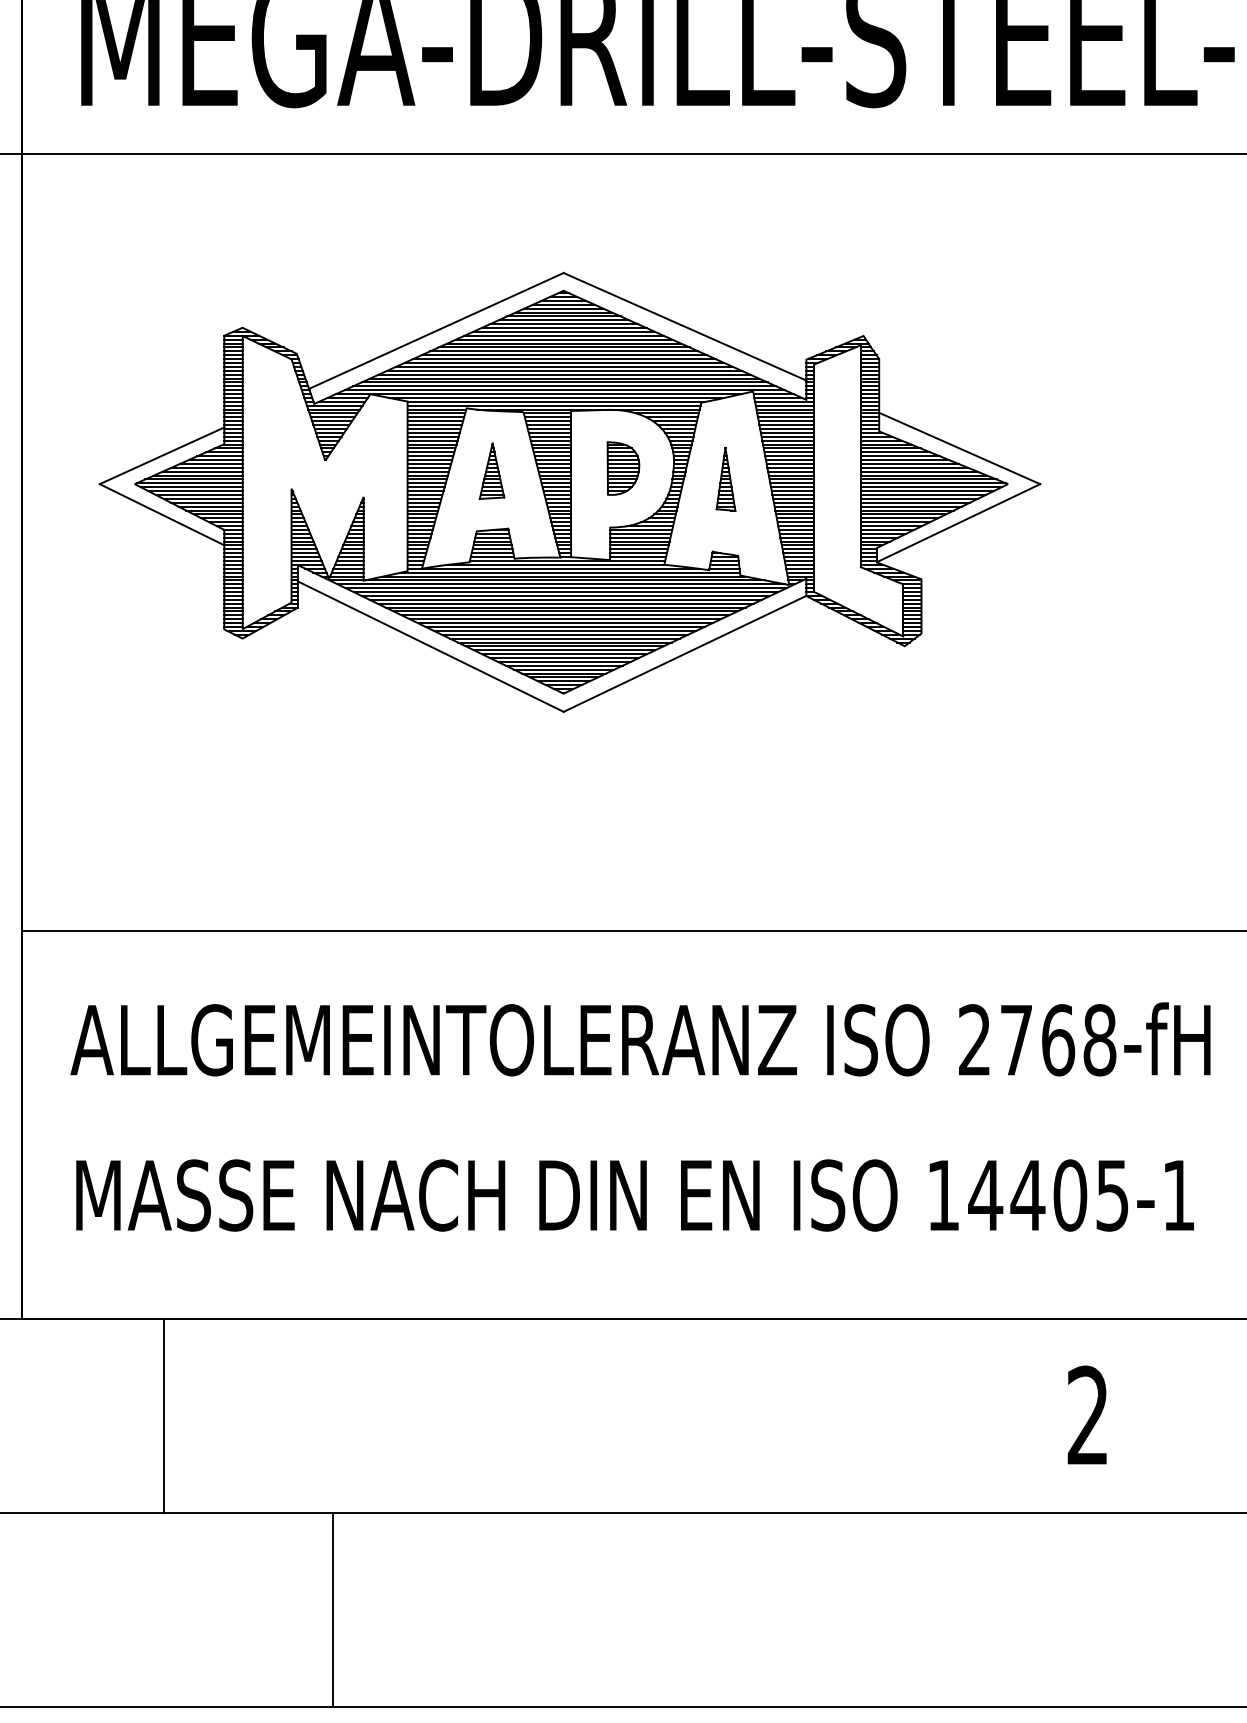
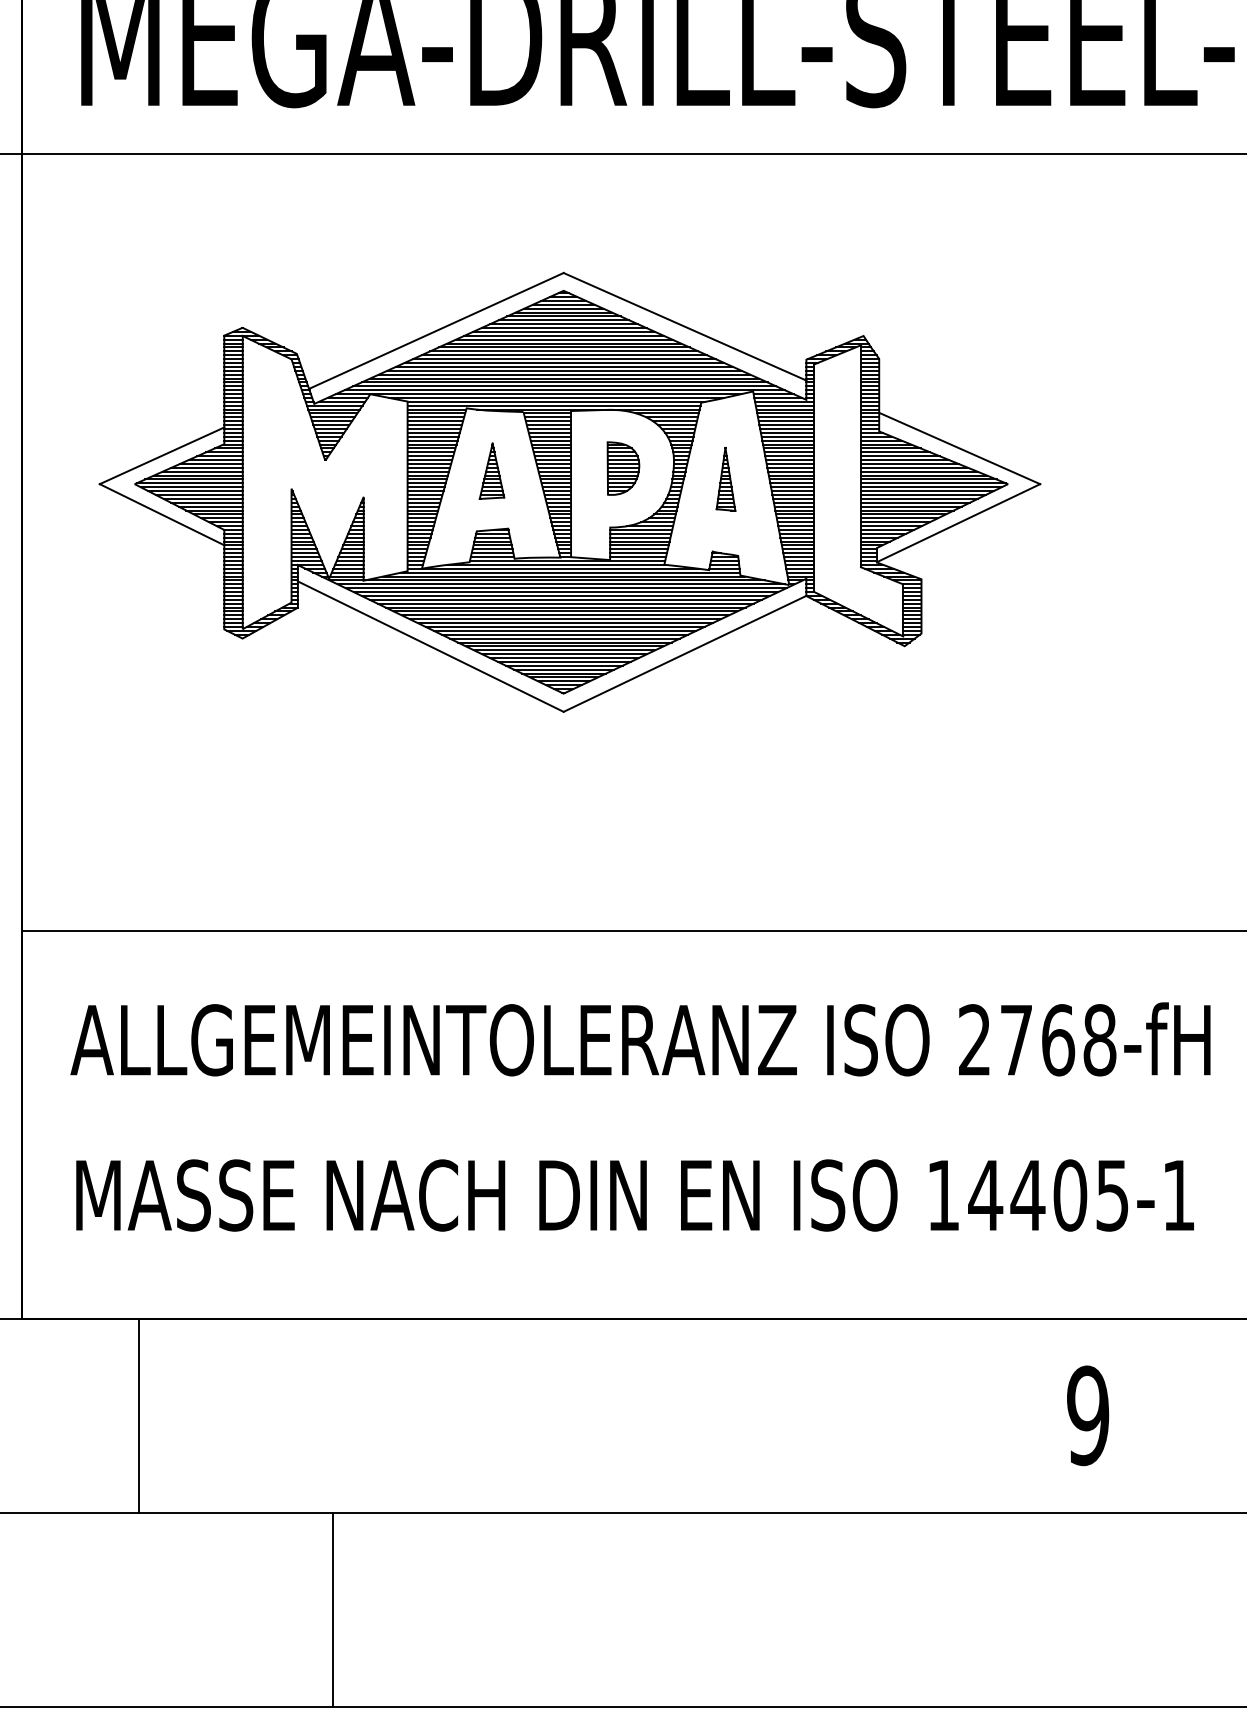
line position: (163, 1415) -> (138, 1415) (138, 1415)
text: 2 -> 9 (1088, 1415)
